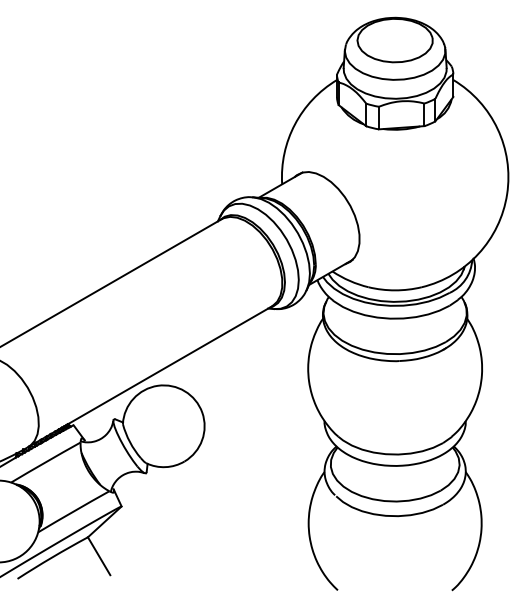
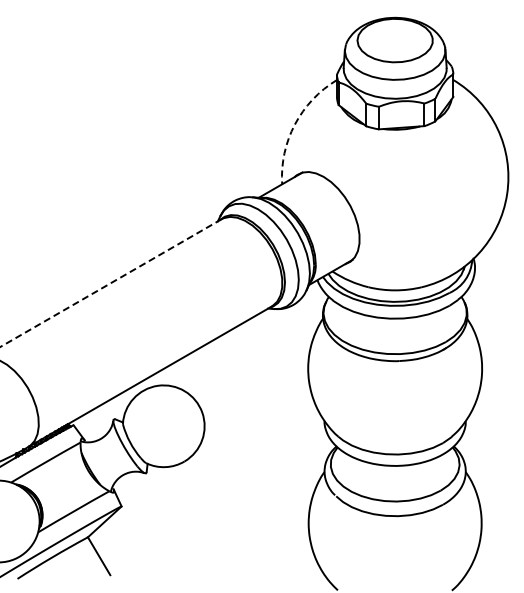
arc: solid -> dashed (294, 124)
line: solid -> dashed (111, 283)
